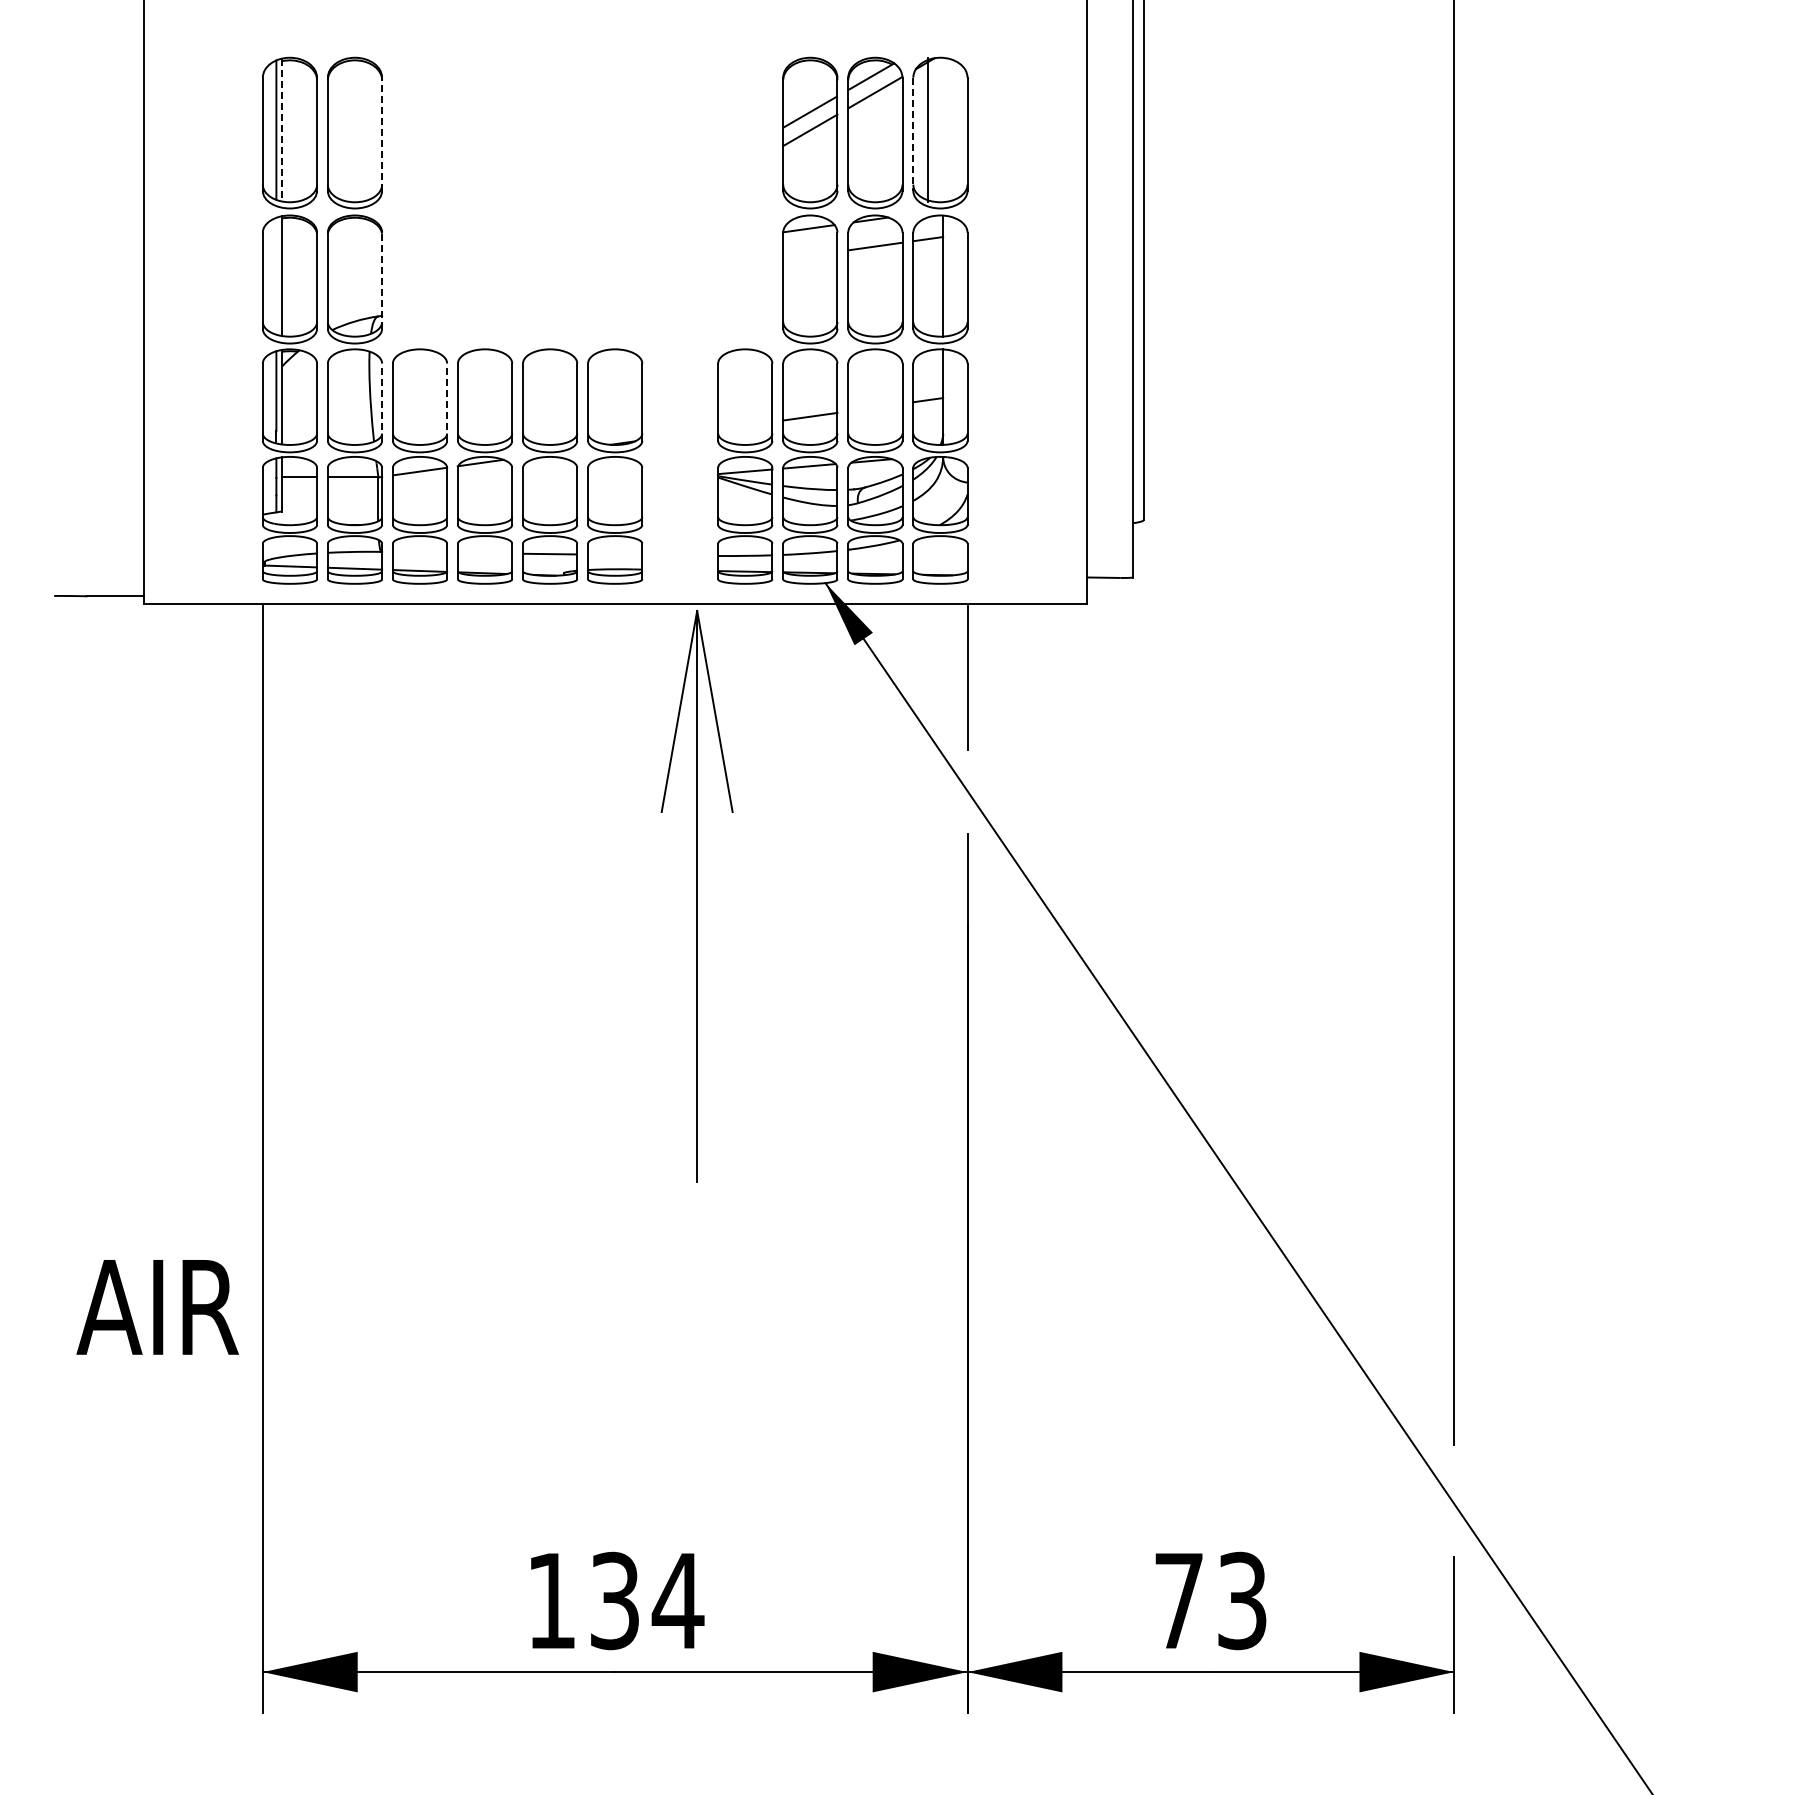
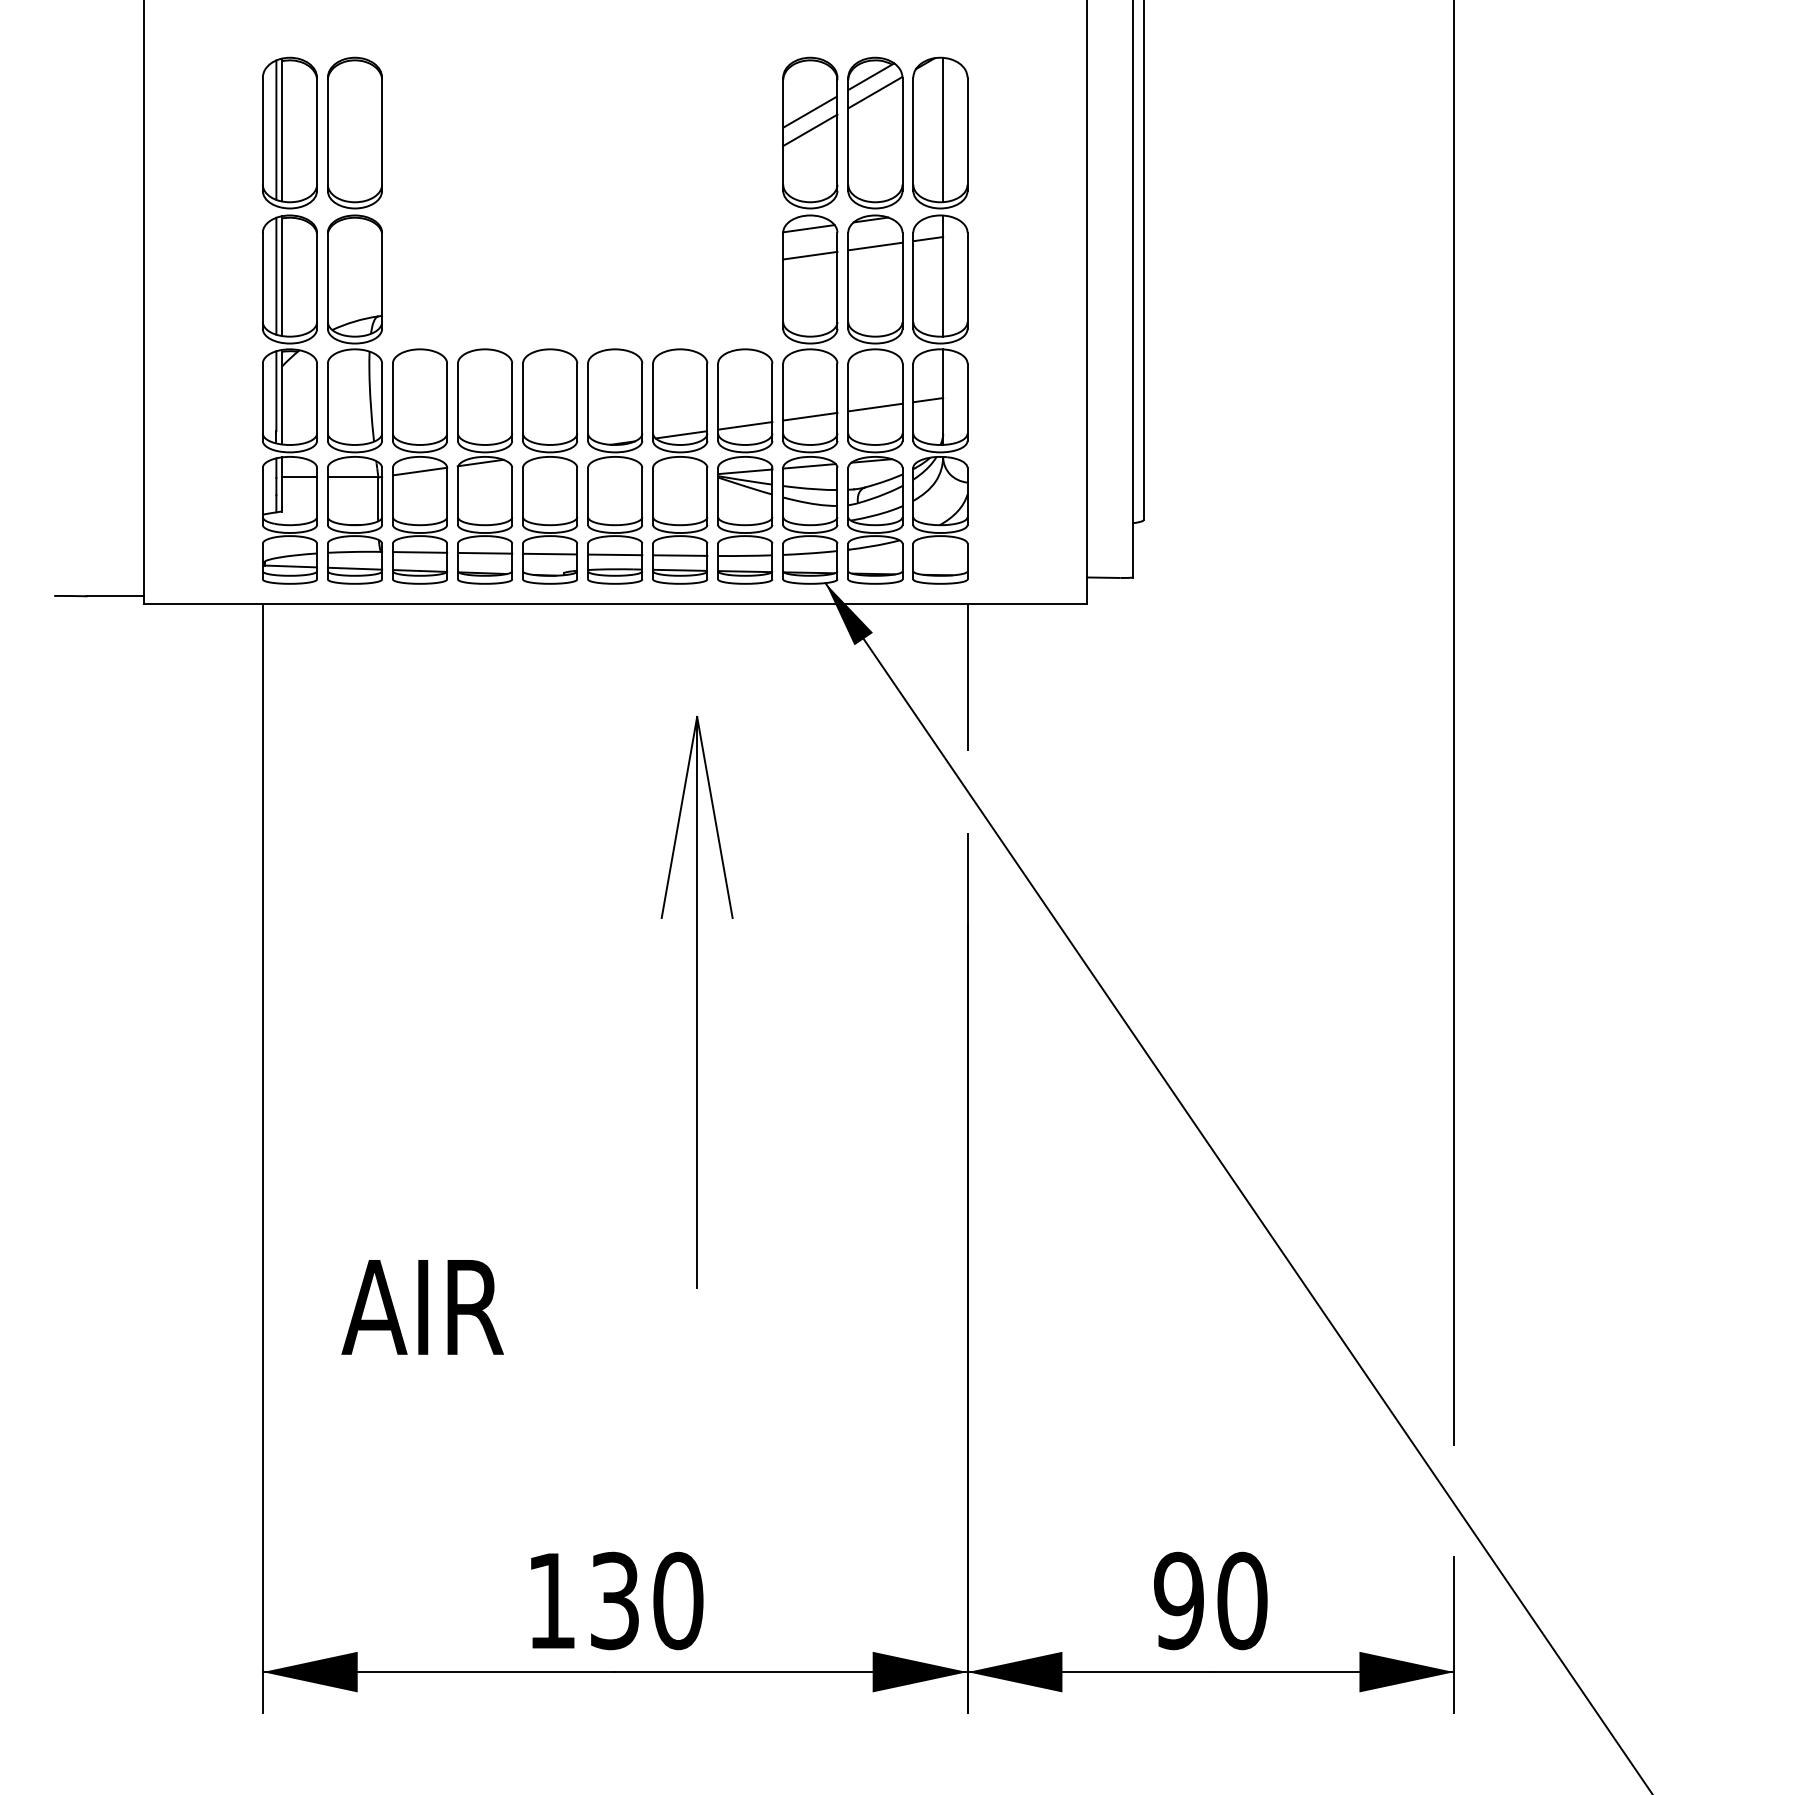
line position: (928, 129) -> (943, 129) (943, 129)
line: dashed -> solid (281, 130)
line: dashed -> solid (382, 134)
line: dashed -> solid (913, 134)
line: none -> present (810, 255)
line: none -> present (276, 275)
line: dashed -> solid (382, 280)
line: dashed -> solid (382, 402)
line: dashed -> solid (447, 402)
line: none -> present (875, 407)
line: none -> present (745, 425)
part: none -> present (680, 466)
line: none -> present (419, 552)
line: none -> present (484, 552)
line: none -> present (615, 554)
part position: (696, 896) -> (696, 1002) (696, 1002)
text position: (157, 1307) -> (422, 1307) (422, 1307)
text: 134 -> 130 (677, 1600)
text: 73 -> 90 (1210, 1600)
